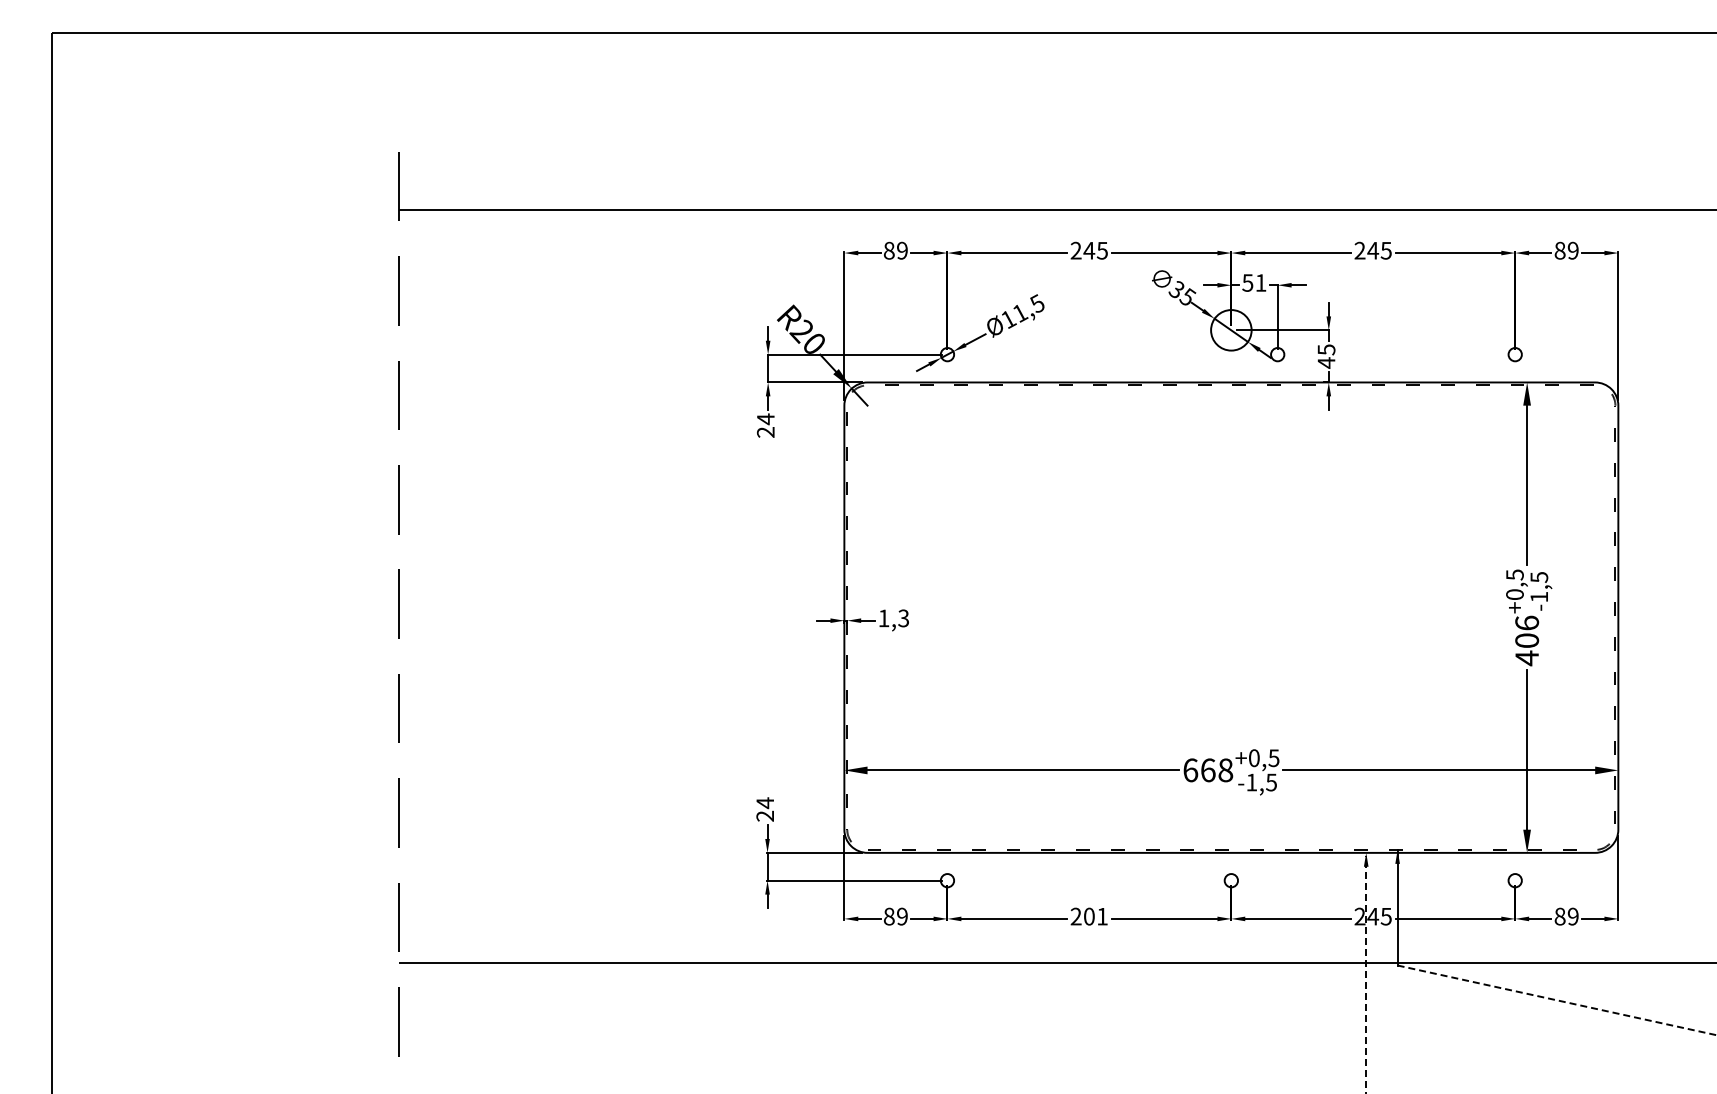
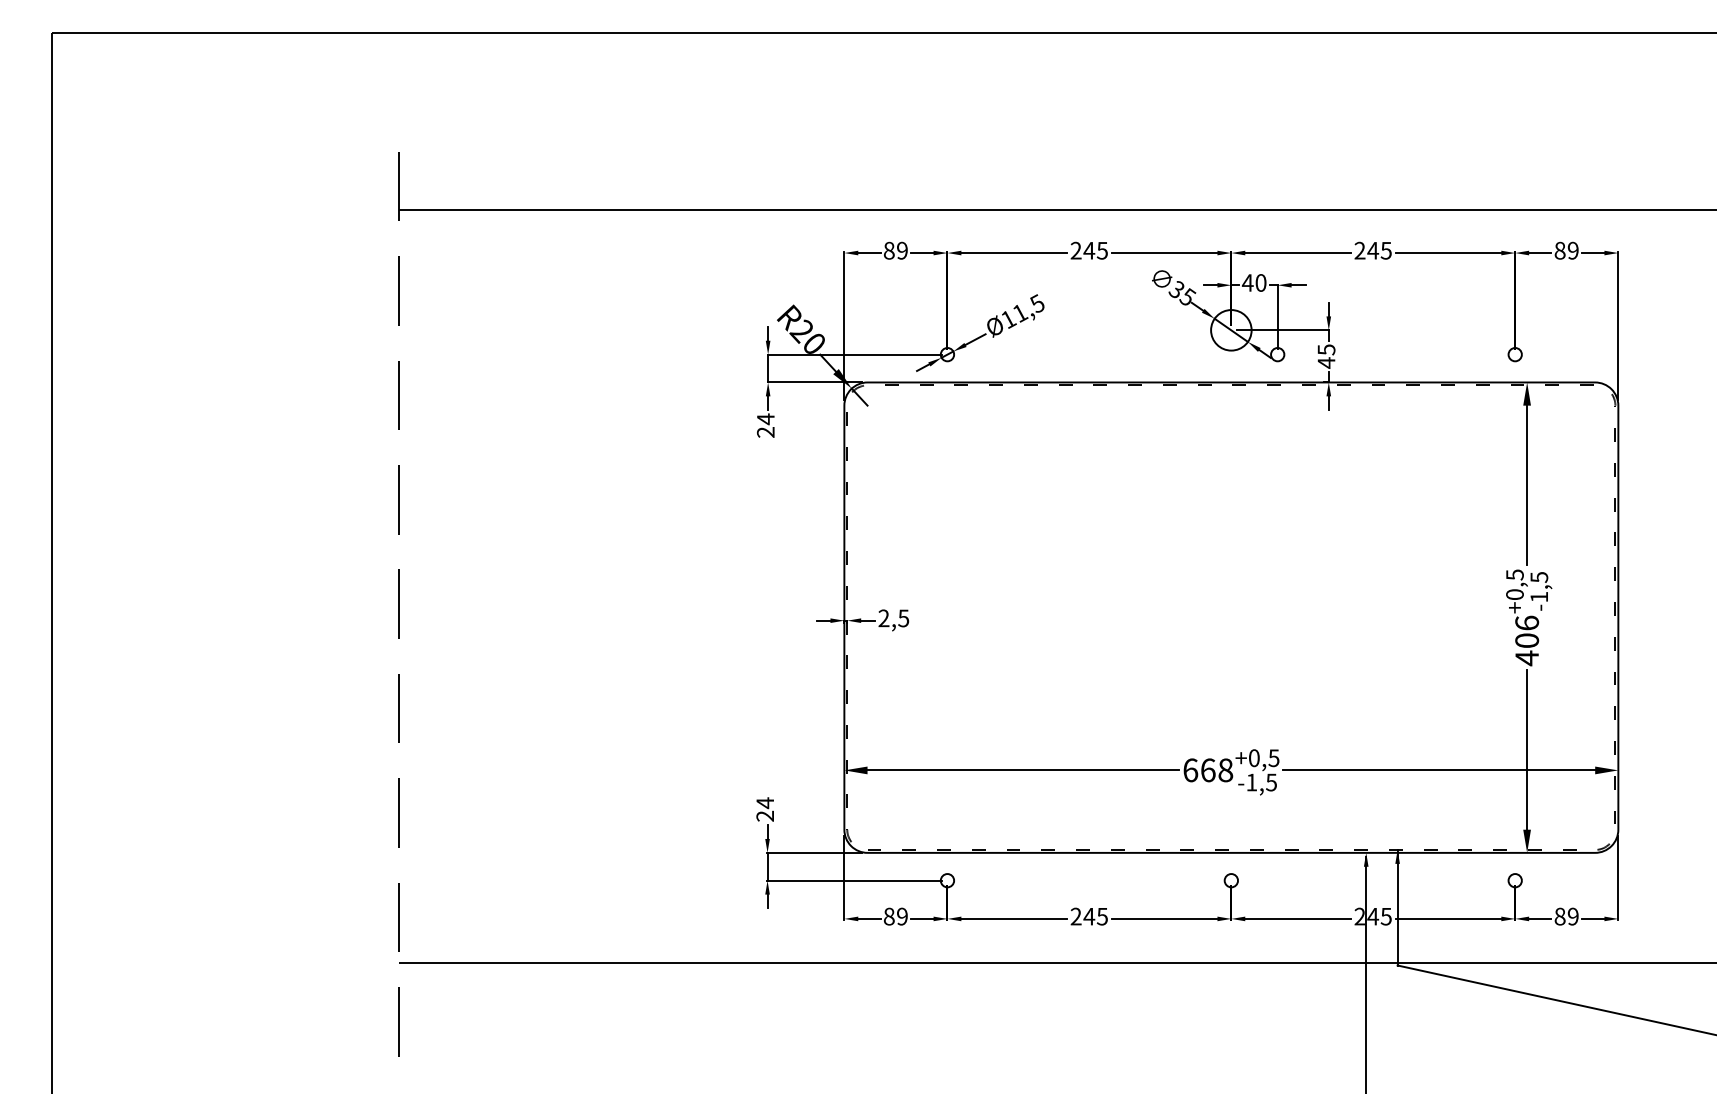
text: 51 -> 40 (1253, 282)
text: 1,3 -> 2,5 (893, 617)
text: 201 -> 245 (1095, 916)
line: dashed -> solid (1366, 974)
line: dashed -> solid (1557, 1000)
